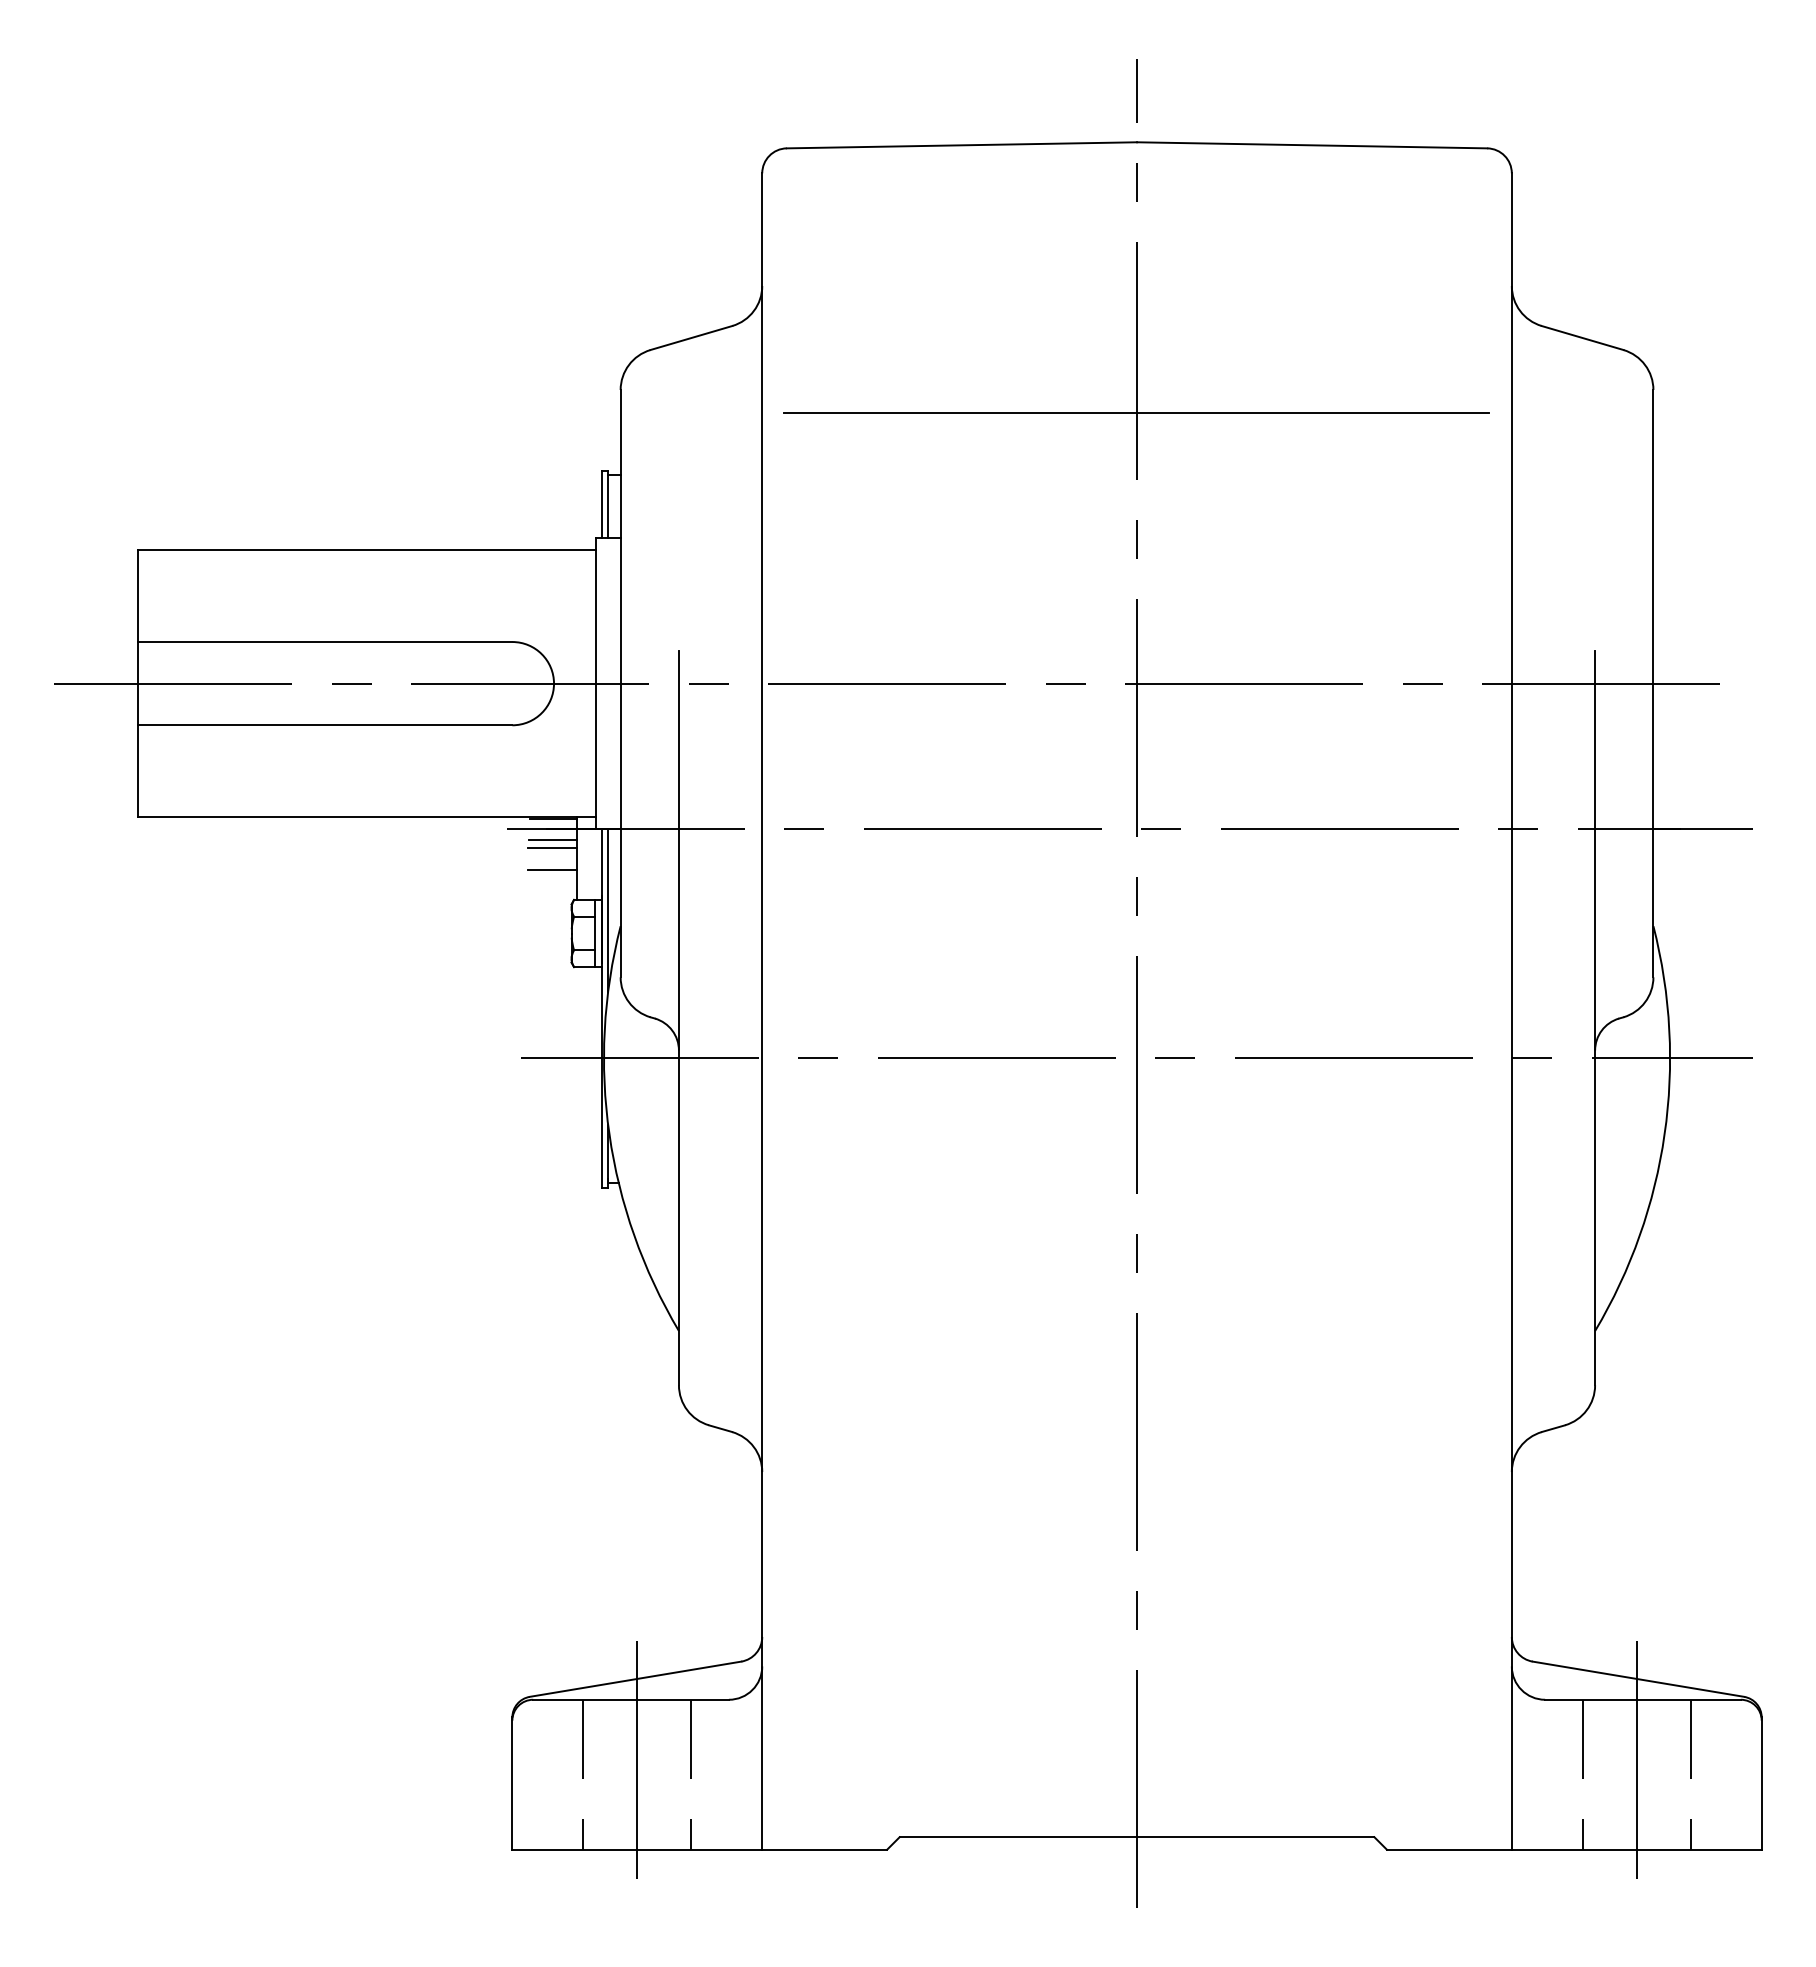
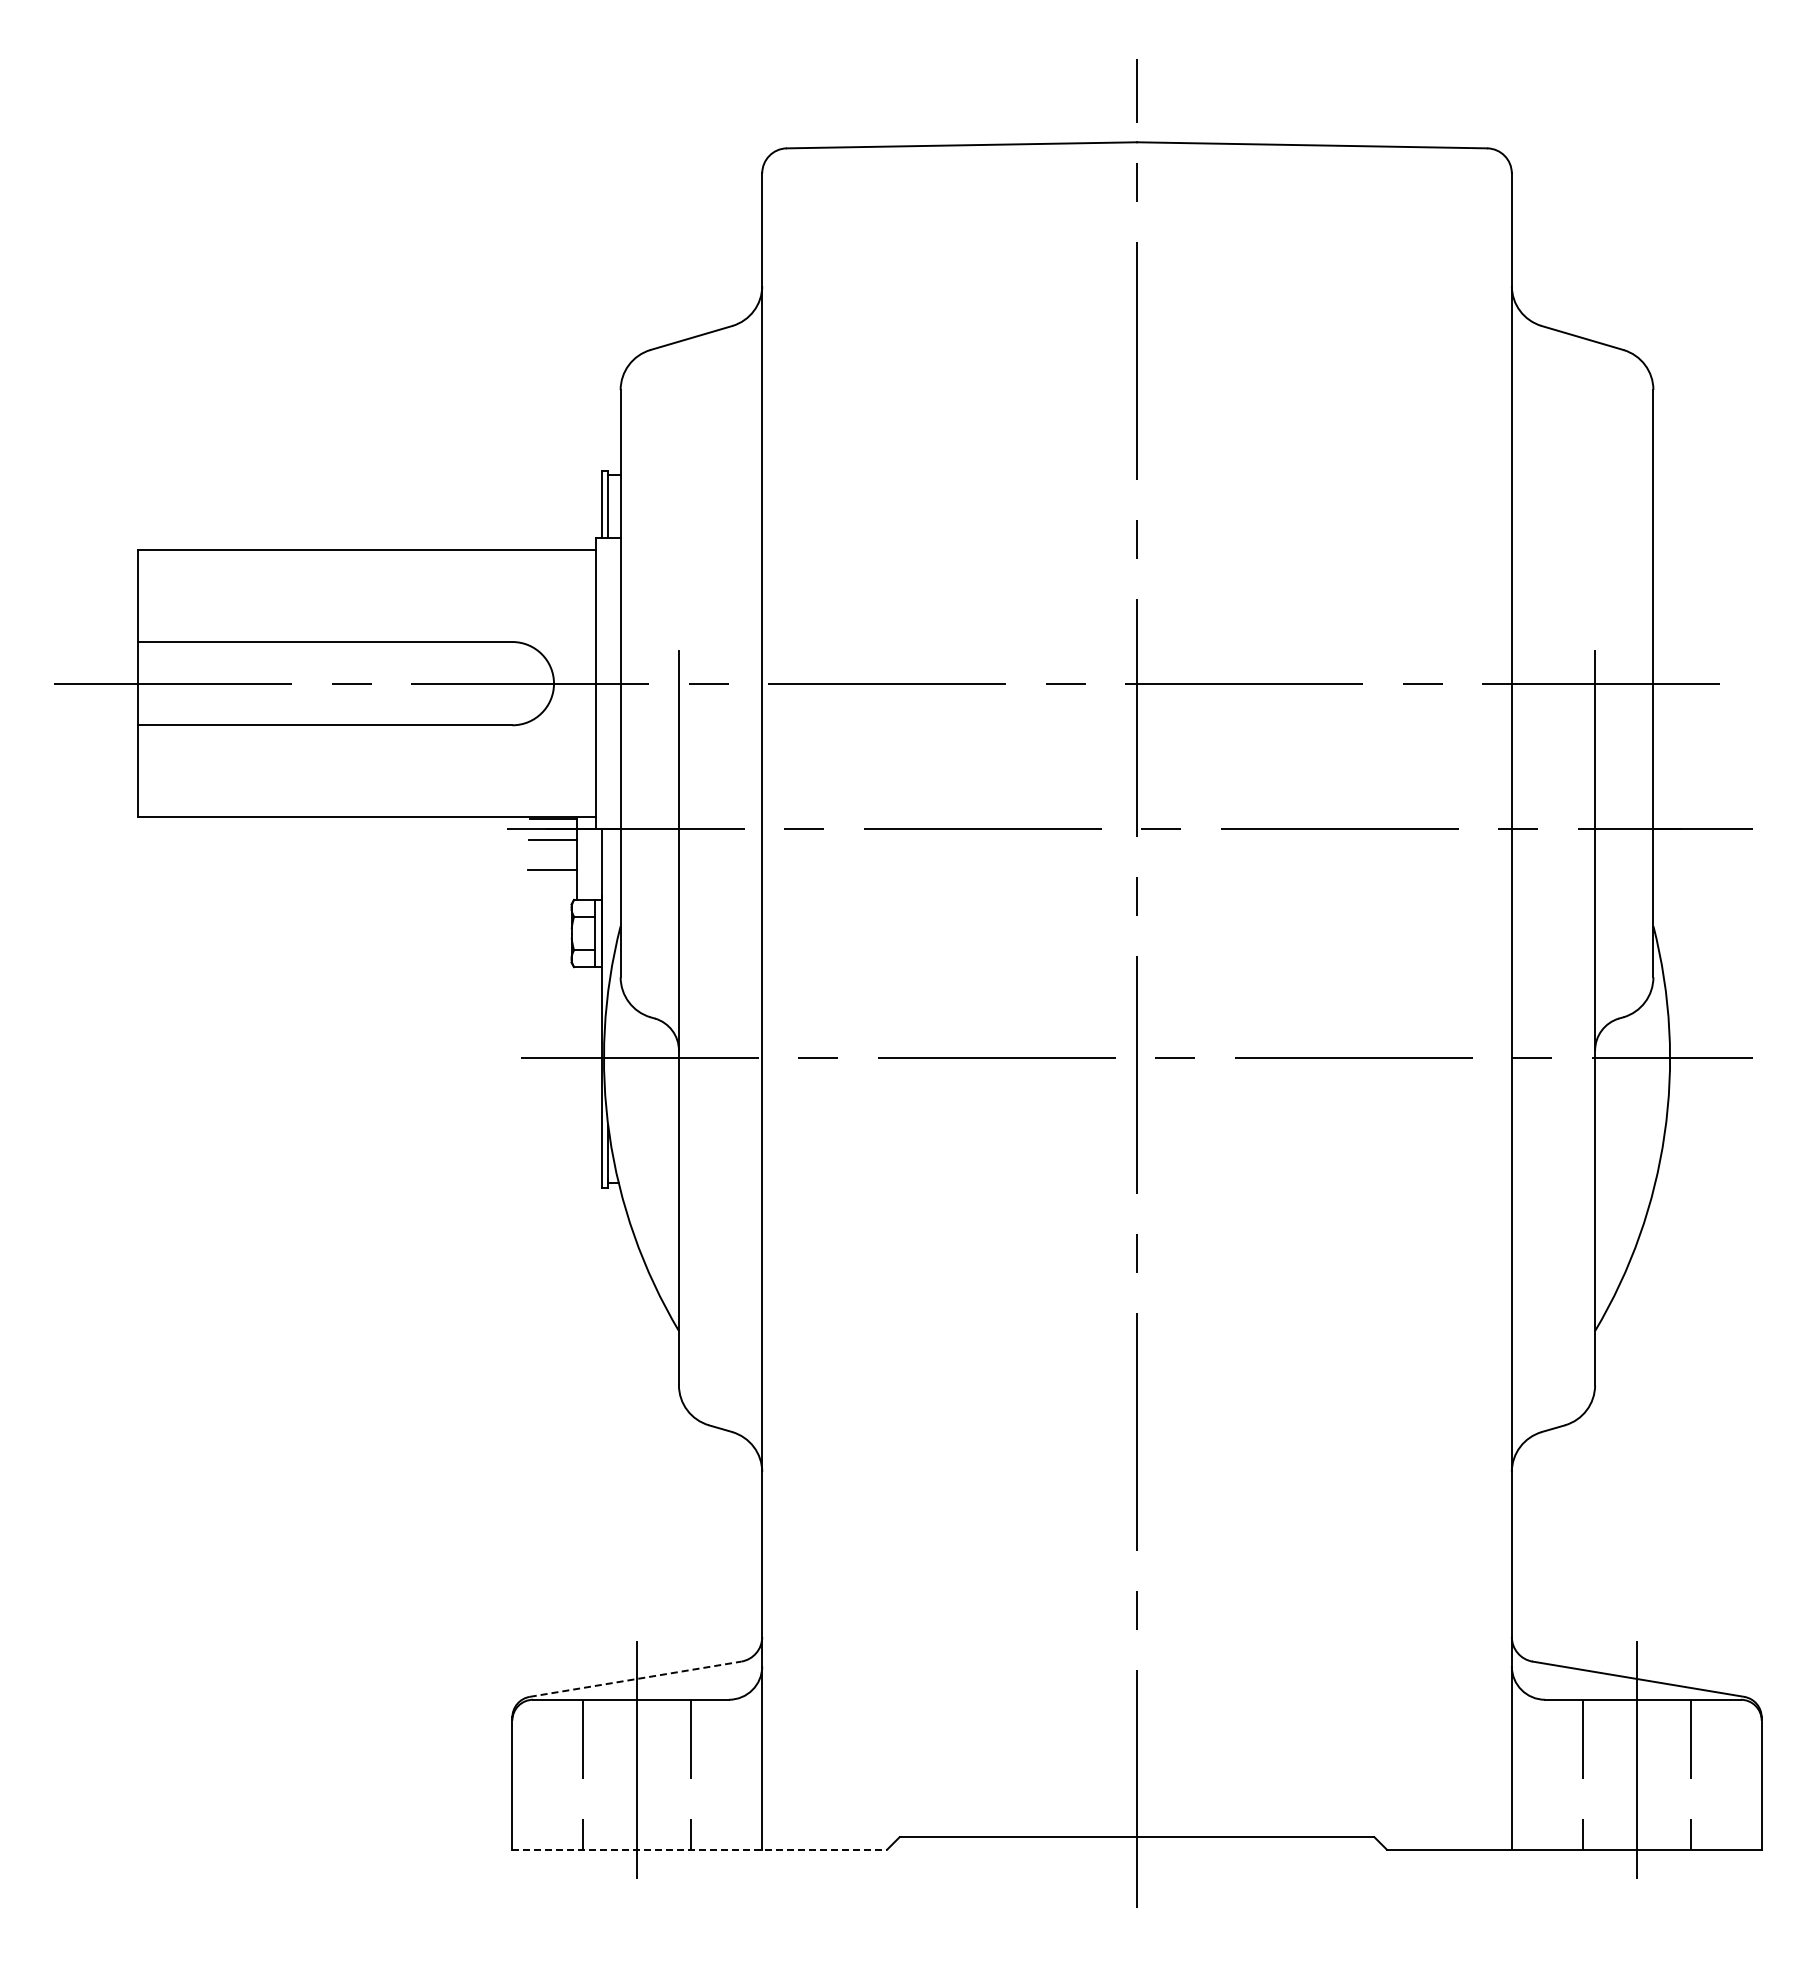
line: present -> none (1135, 412)
line: present -> none (552, 847)
line: present -> none (608, 910)
line: solid -> dashed (636, 1679)
line: solid -> dashed (700, 1849)
